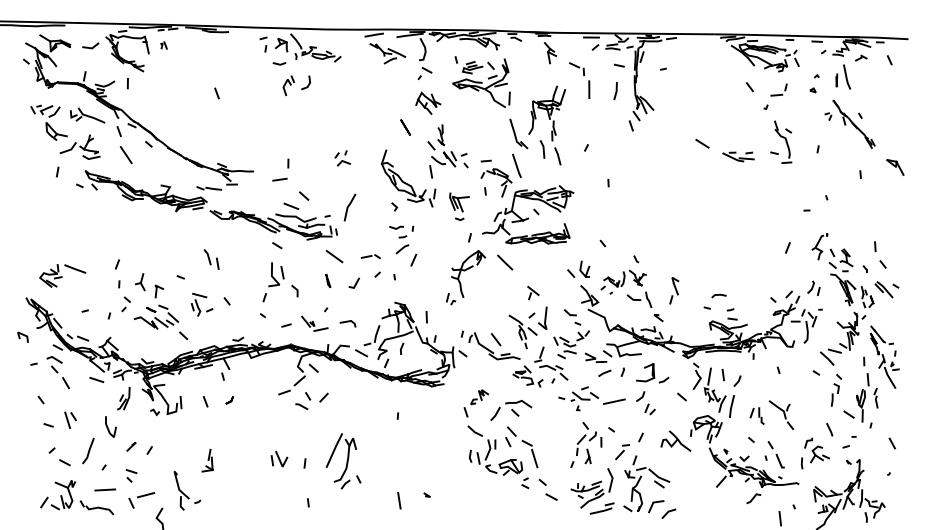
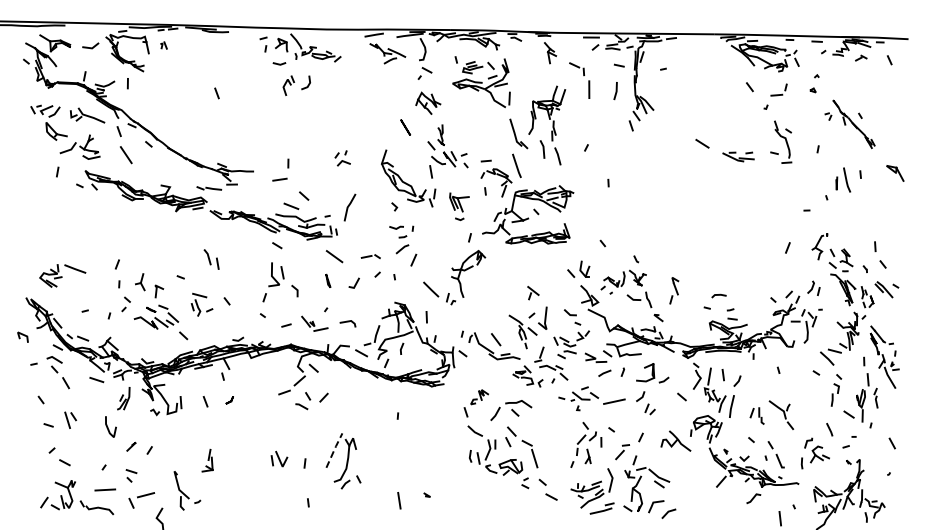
part position: (843, 76) -> (843, 179) (843, 179)
part position: (895, 167) -> (895, 173) (895, 173)
line position: (505, 262) -> (431, 289) (431, 289)
line: solid -> dashed (334, 449)
line: present -> none (88, 450)
